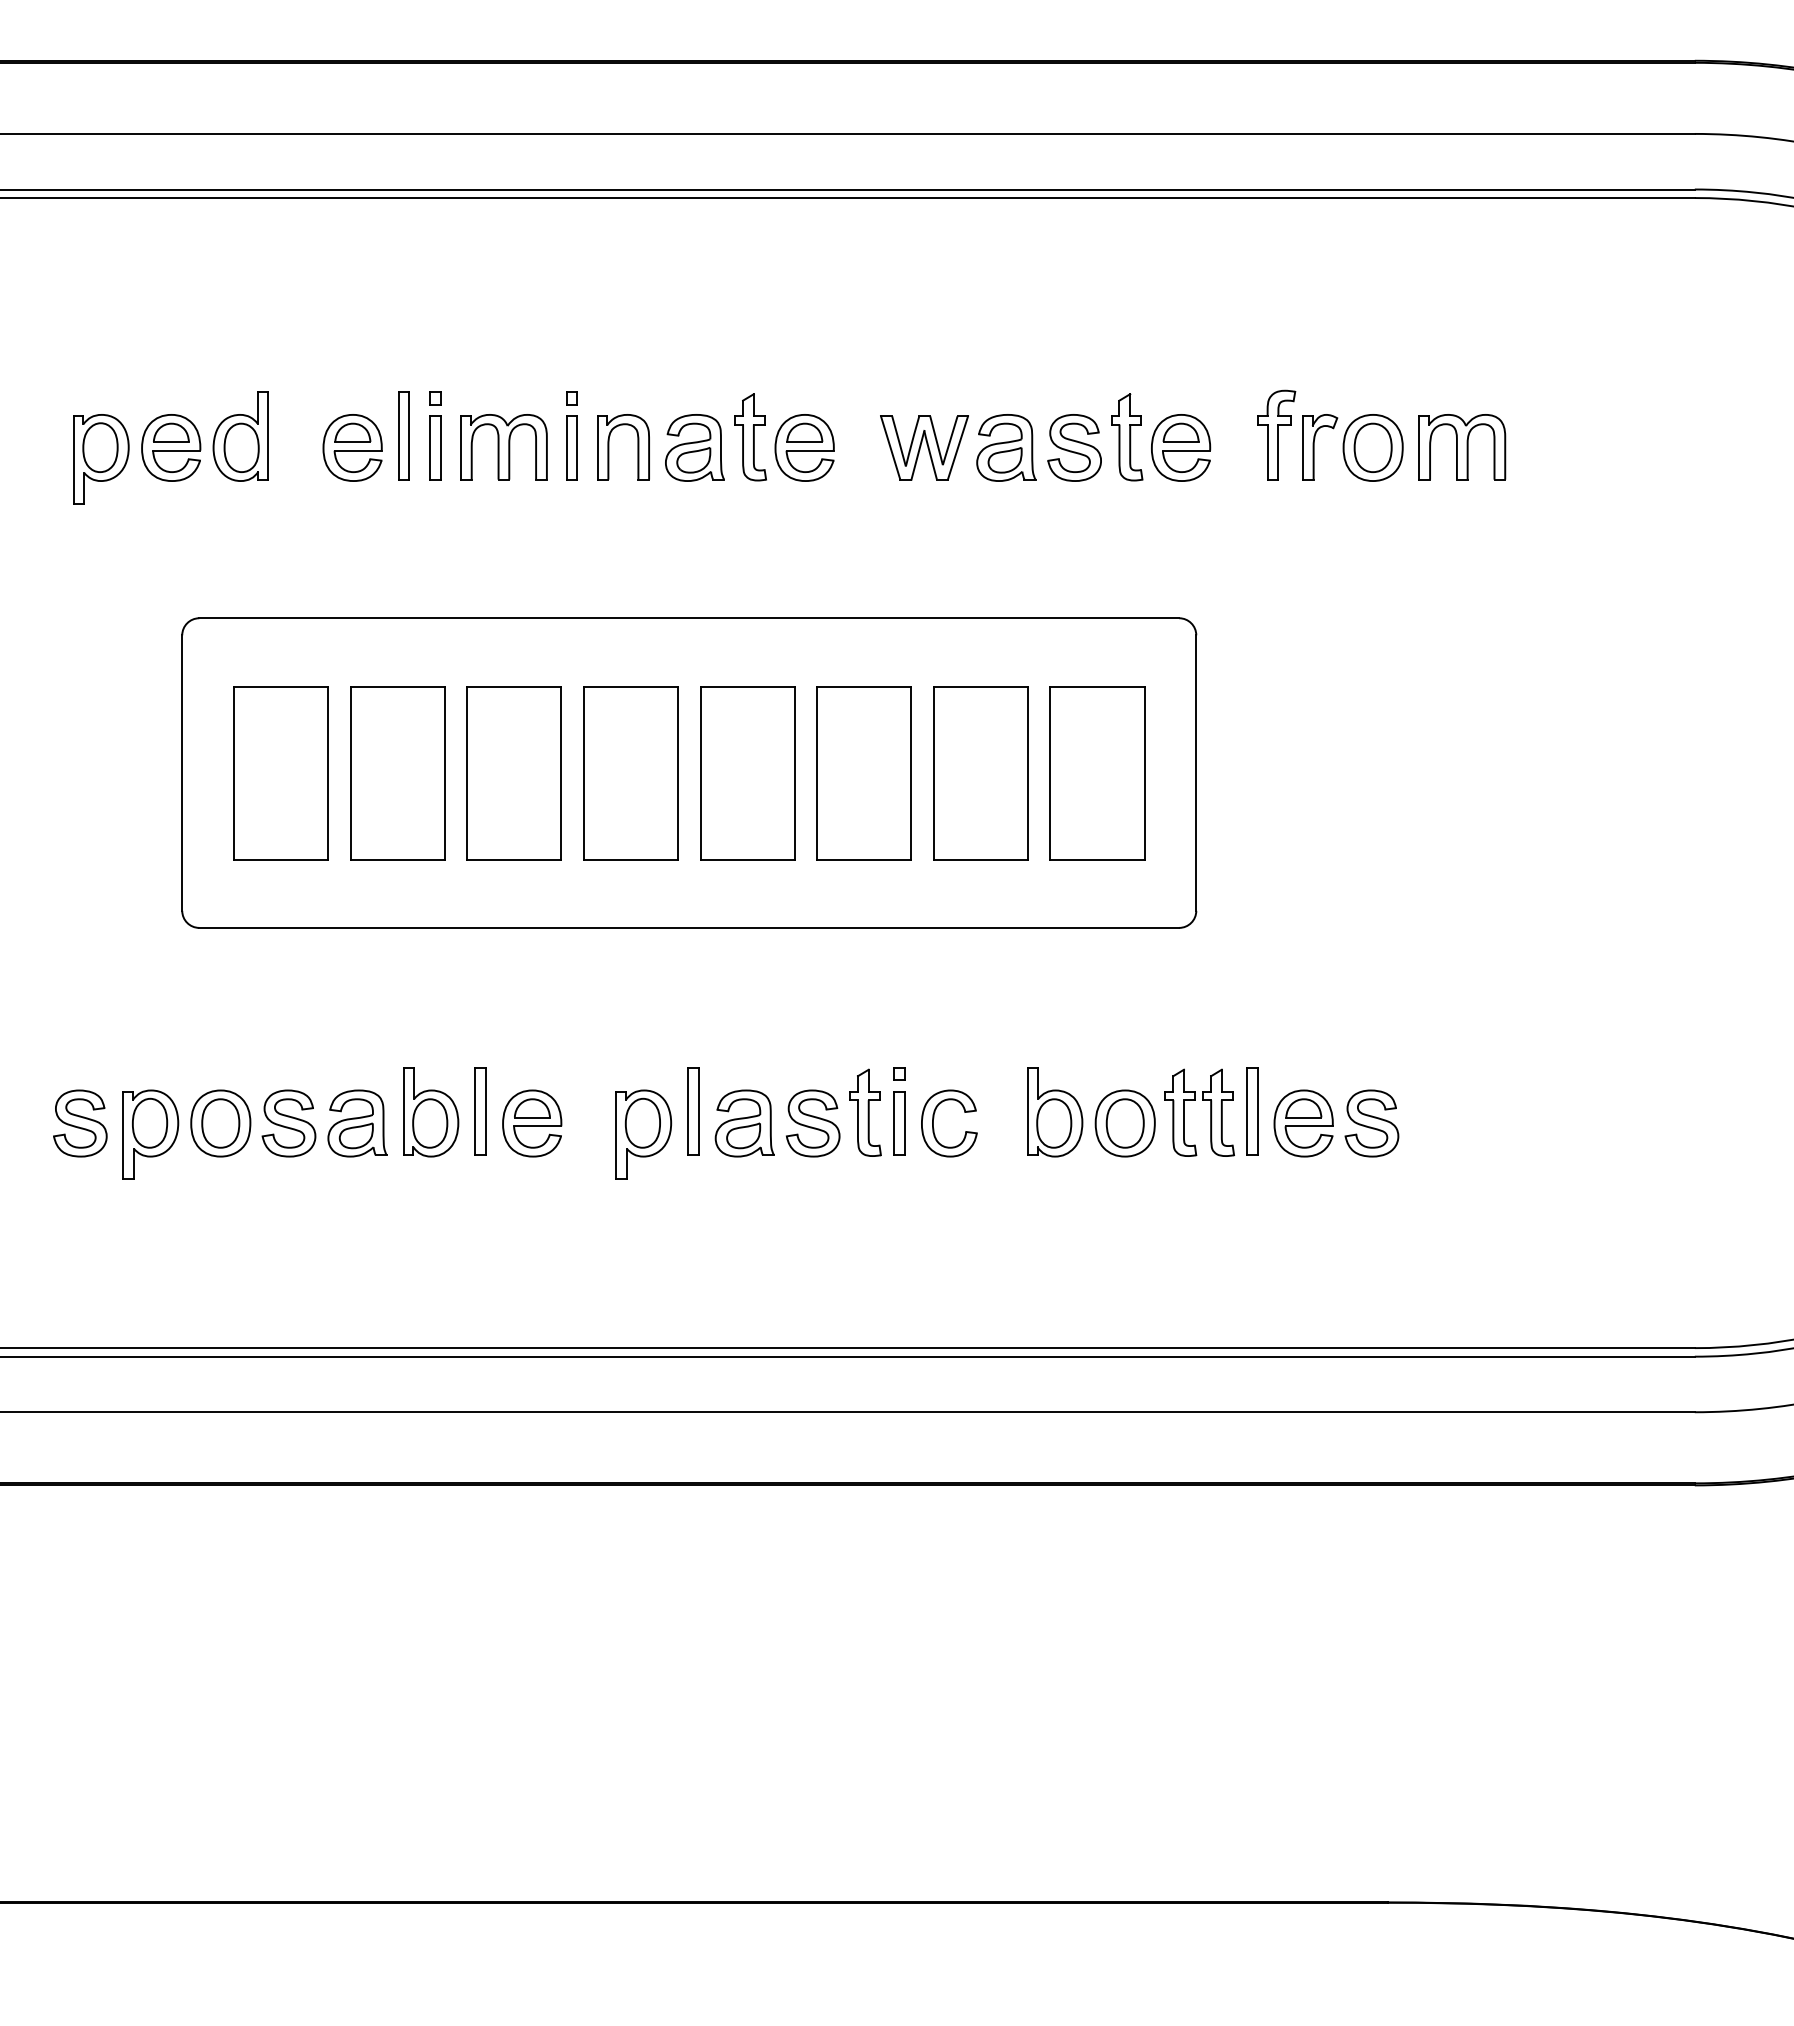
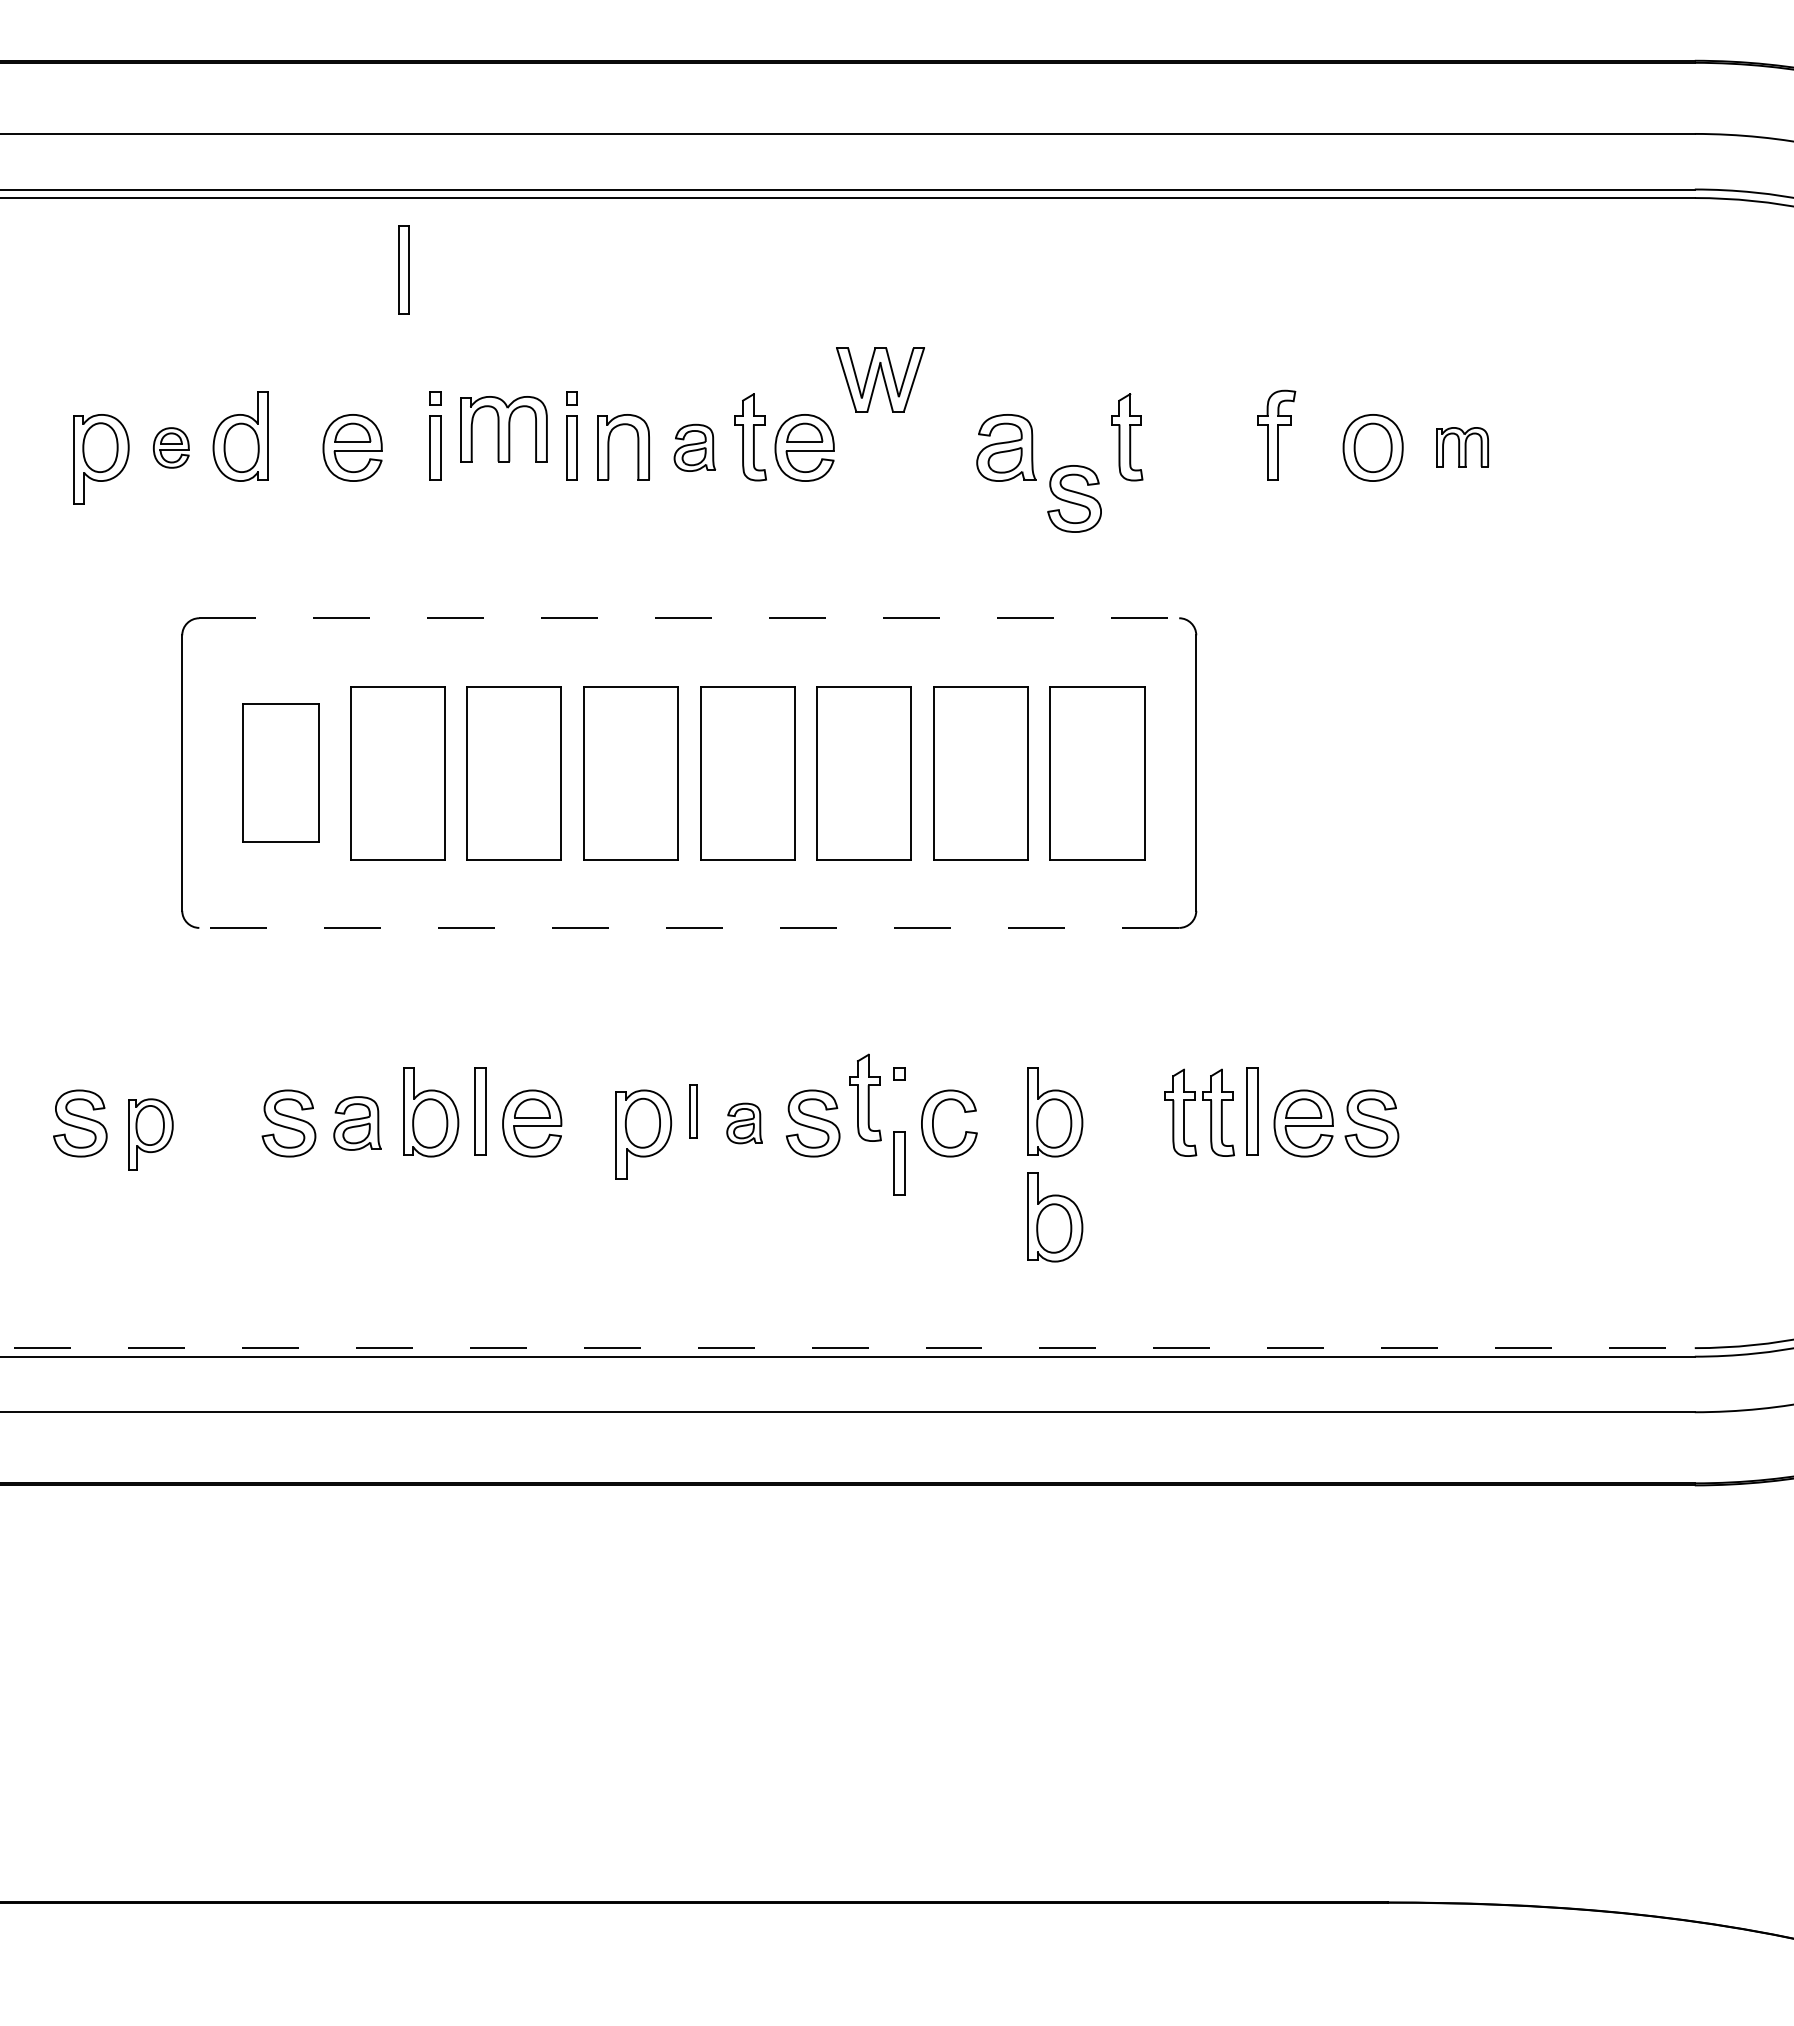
part position: (403, 435) -> (403, 269) (403, 269)
part size: 61x68 px -> 37x42 px (171, 447)
part position: (503, 447) -> (503, 429) (503, 429)
part size: 60x68 px -> 44x49 px (694, 447)
part position: (924, 447) -> (880, 379) (880, 379)
part position: (1074, 447) -> (1074, 498) (1074, 498)
part: present -> none (1181, 447)
part: present -> none (1320, 447)
part size: 89x67 px -> 53x41 px (1462, 447)
line: solid -> dashed (689, 618)
part size: 96x175 px -> 78x140 px (280, 772)
line: solid -> dashed (689, 927)
part size: 13x89 px -> 9x55 px (693, 1111)
part position: (865, 1112) -> (865, 1097) (865, 1097)
part: present -> none (220, 1123)
part size: 61x69 px -> 49x55 px (357, 1123)
part size: 61x69 px -> 37x43 px (744, 1123)
part position: (899, 1123) -> (899, 1163) (899, 1163)
part: present -> none (1124, 1123)
part size: 58x91 px -> 46x73 px (150, 1134)
part: none -> present (1055, 1217)
line: solid -> dashed (848, 1348)
